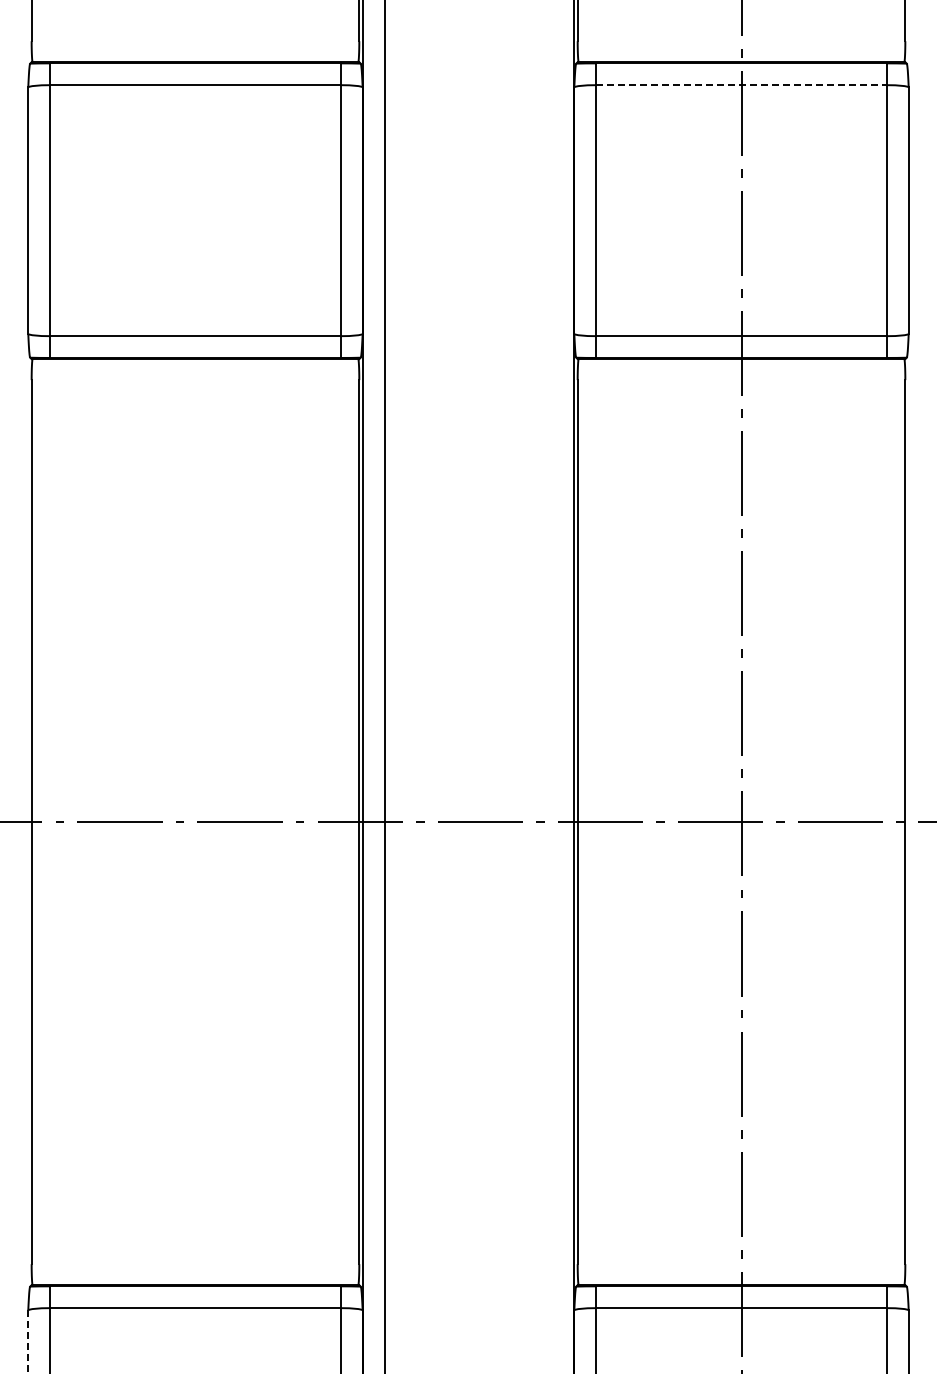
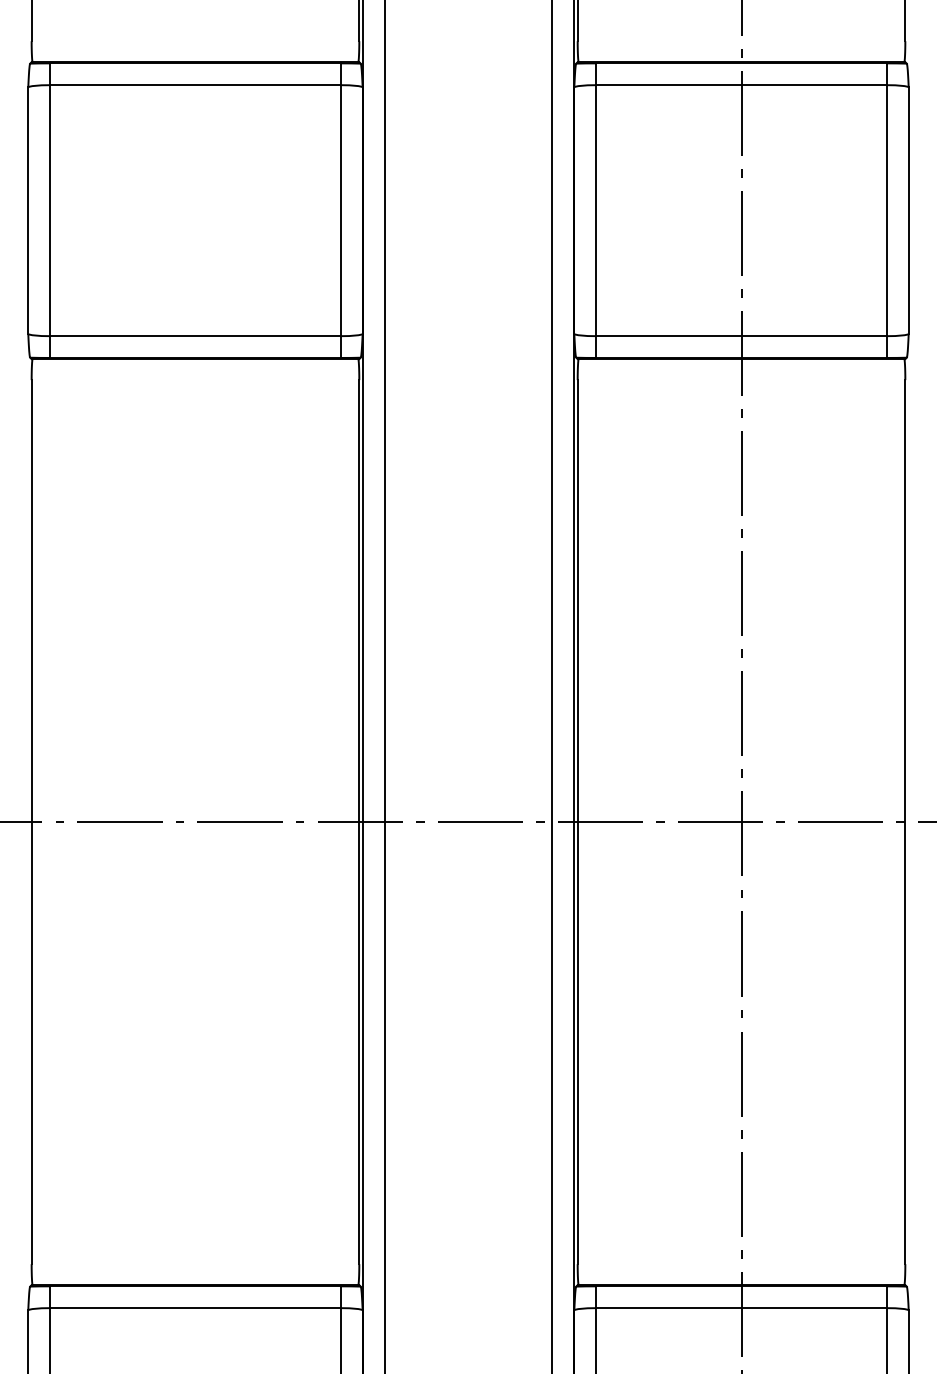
line: dashed -> solid (742, 85)
line: none -> present (552, 686)
line: dashed -> solid (28, 1342)
